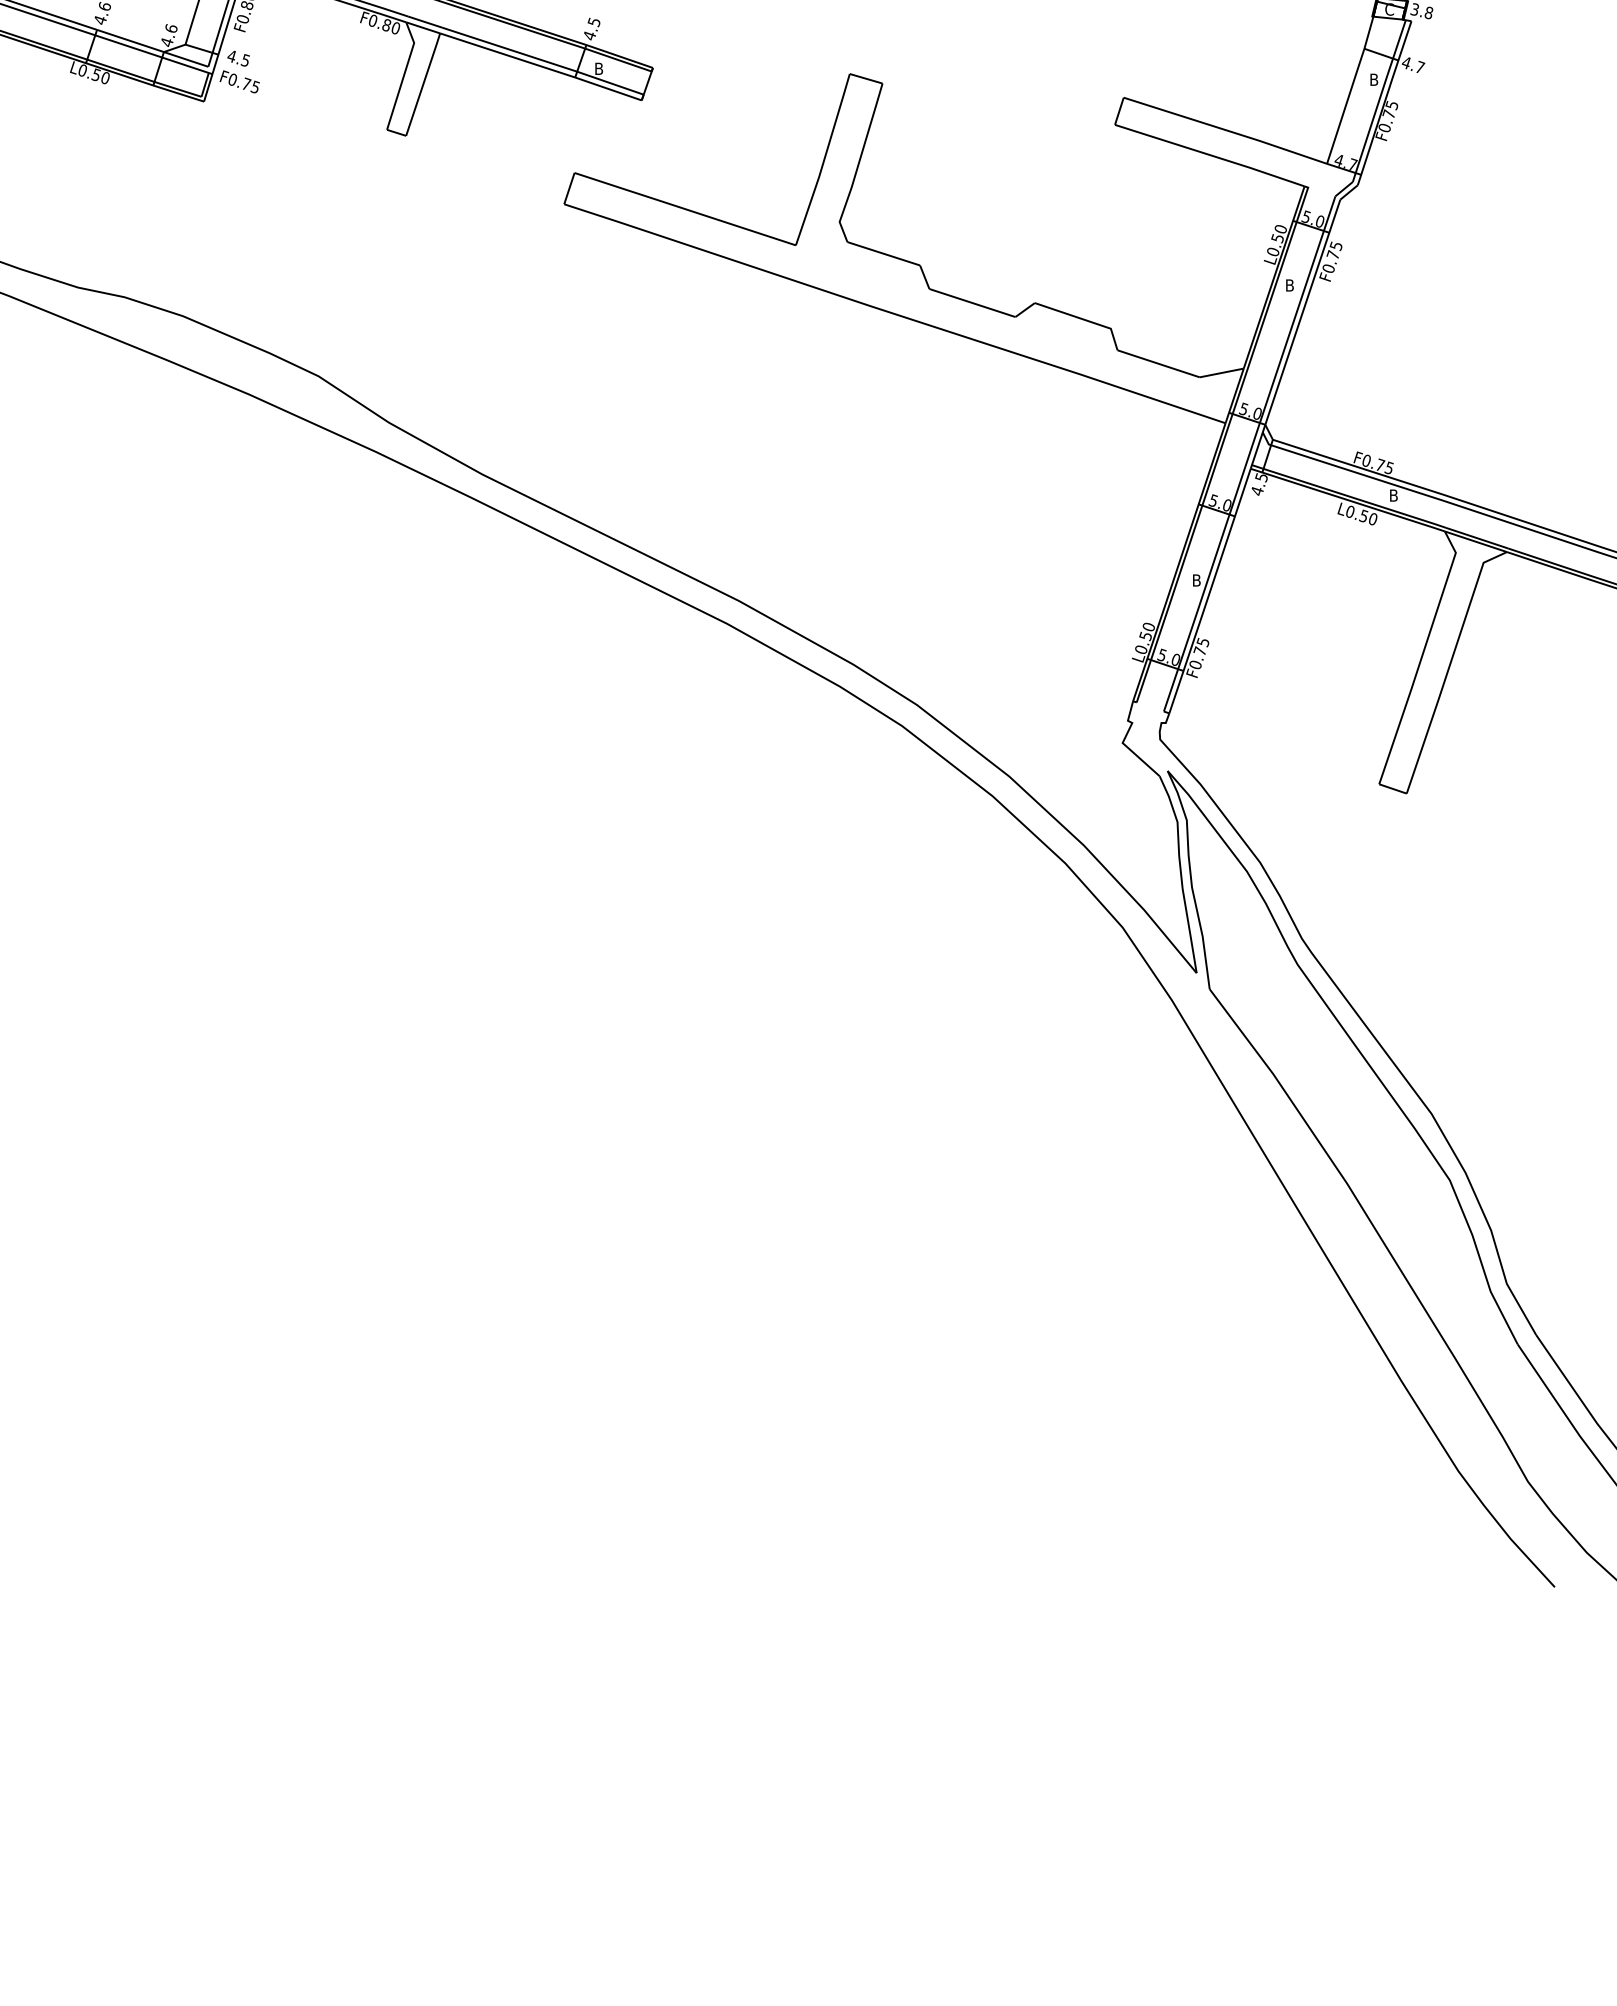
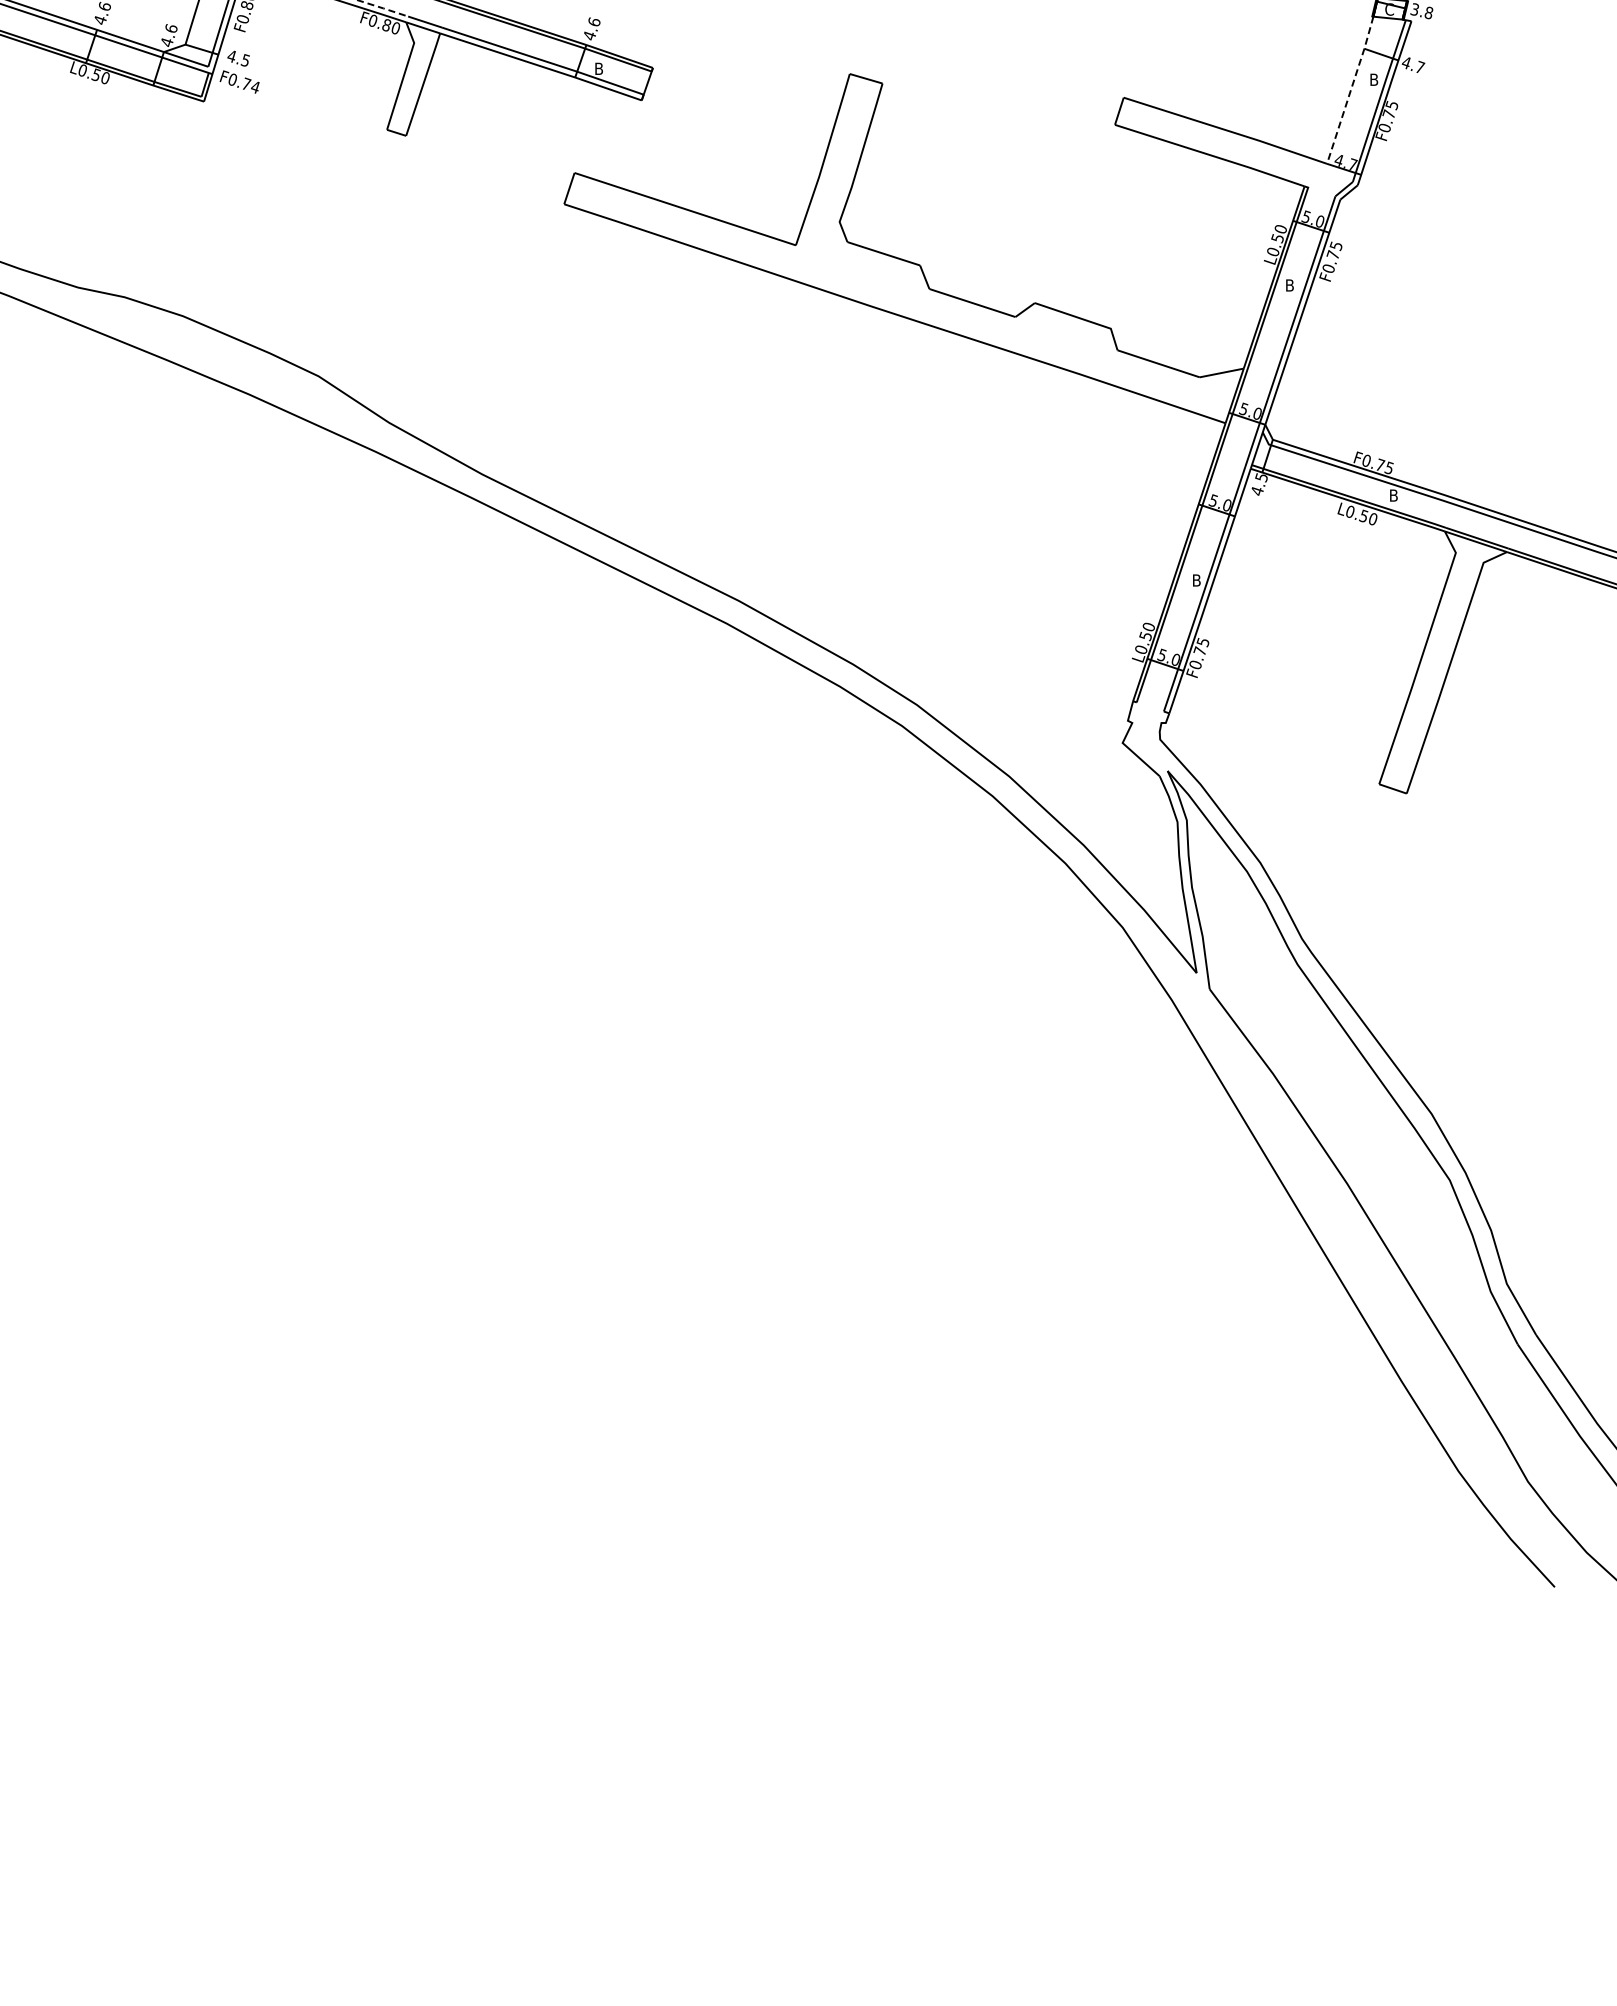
line: solid -> dashed (383, 8)
text: 4.5 -> 4.6 (593, 22)
text: F0.75 -> F0.74 (254, 86)
line: solid -> dashed (1351, 89)
